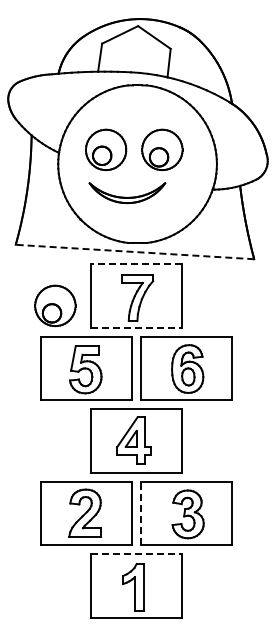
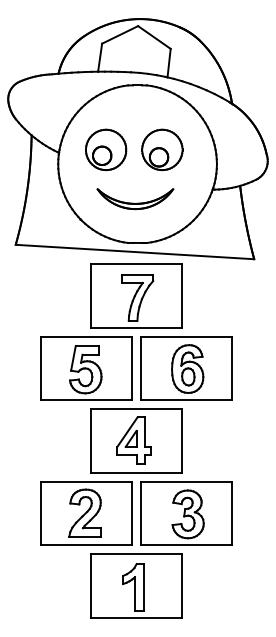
part position: (127, 193) -> (135, 199) (135, 199)
line: dashed -> solid (134, 252)
line: dashed -> solid (136, 264)
part: present -> none (55, 305)
line: dashed -> solid (137, 327)
line: dashed -> solid (141, 513)
line: dashed -> solid (137, 554)
